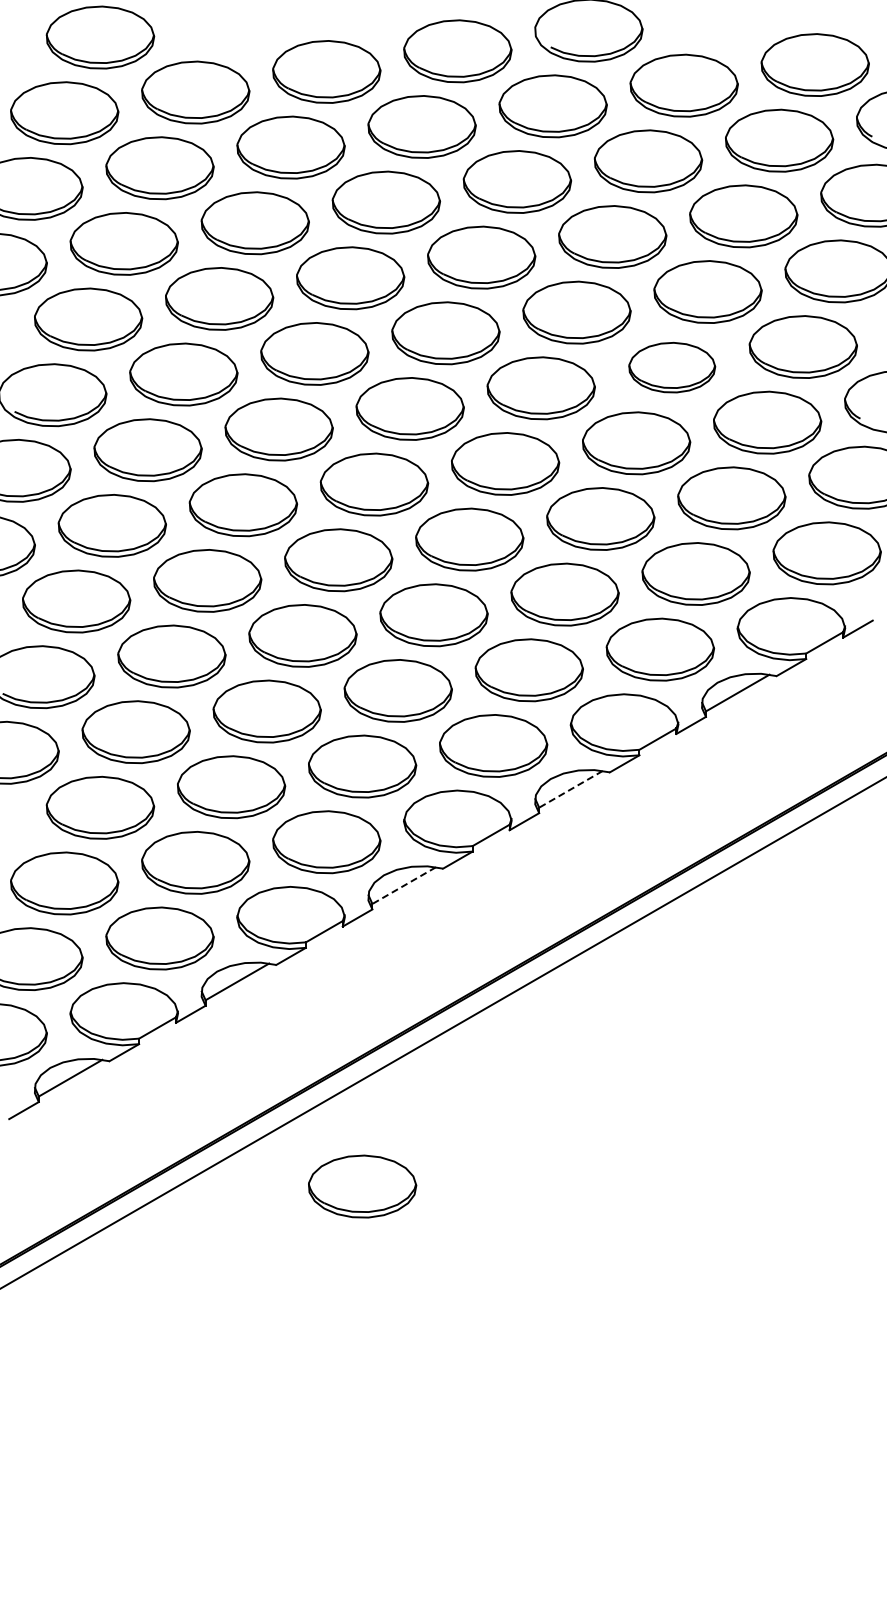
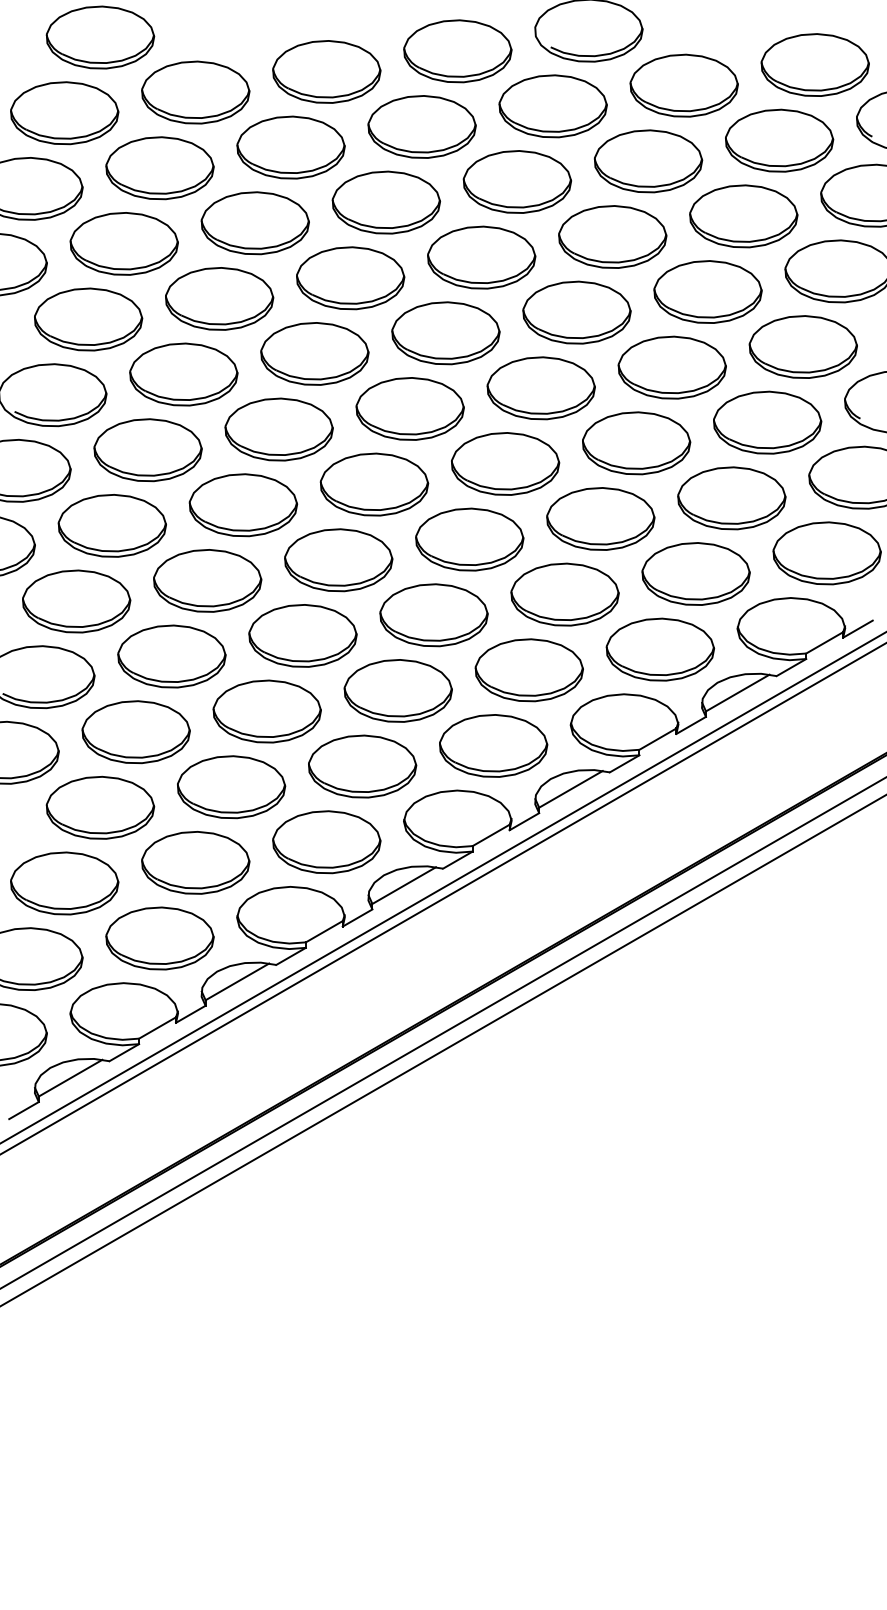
part size: 89x52 px -> 110x65 px (671, 367)
line: dashed -> solid (571, 789)
line: dashed -> solid (404, 885)
line: none -> present (442, 887)
line: none -> present (442, 898)
line: none -> present (442, 1050)
part: present -> none (362, 1186)
